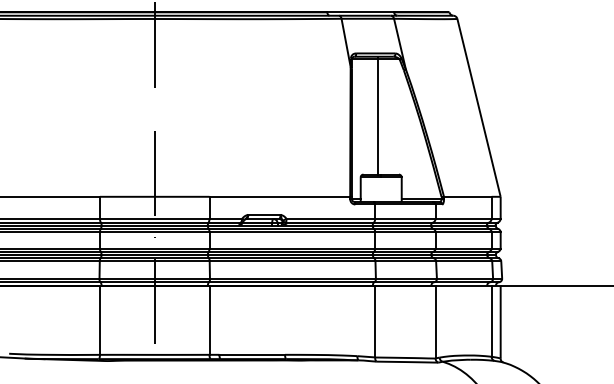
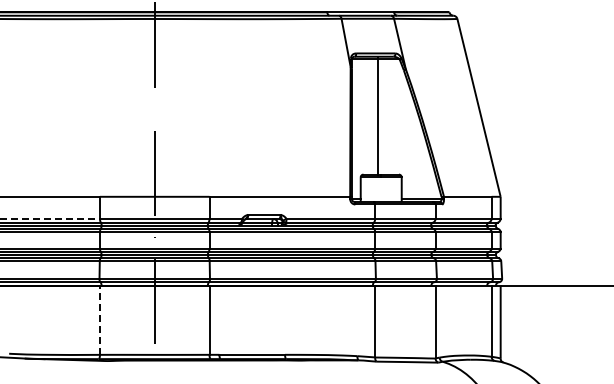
line: solid -> dashed (50, 218)
line: solid -> dashed (99, 320)
